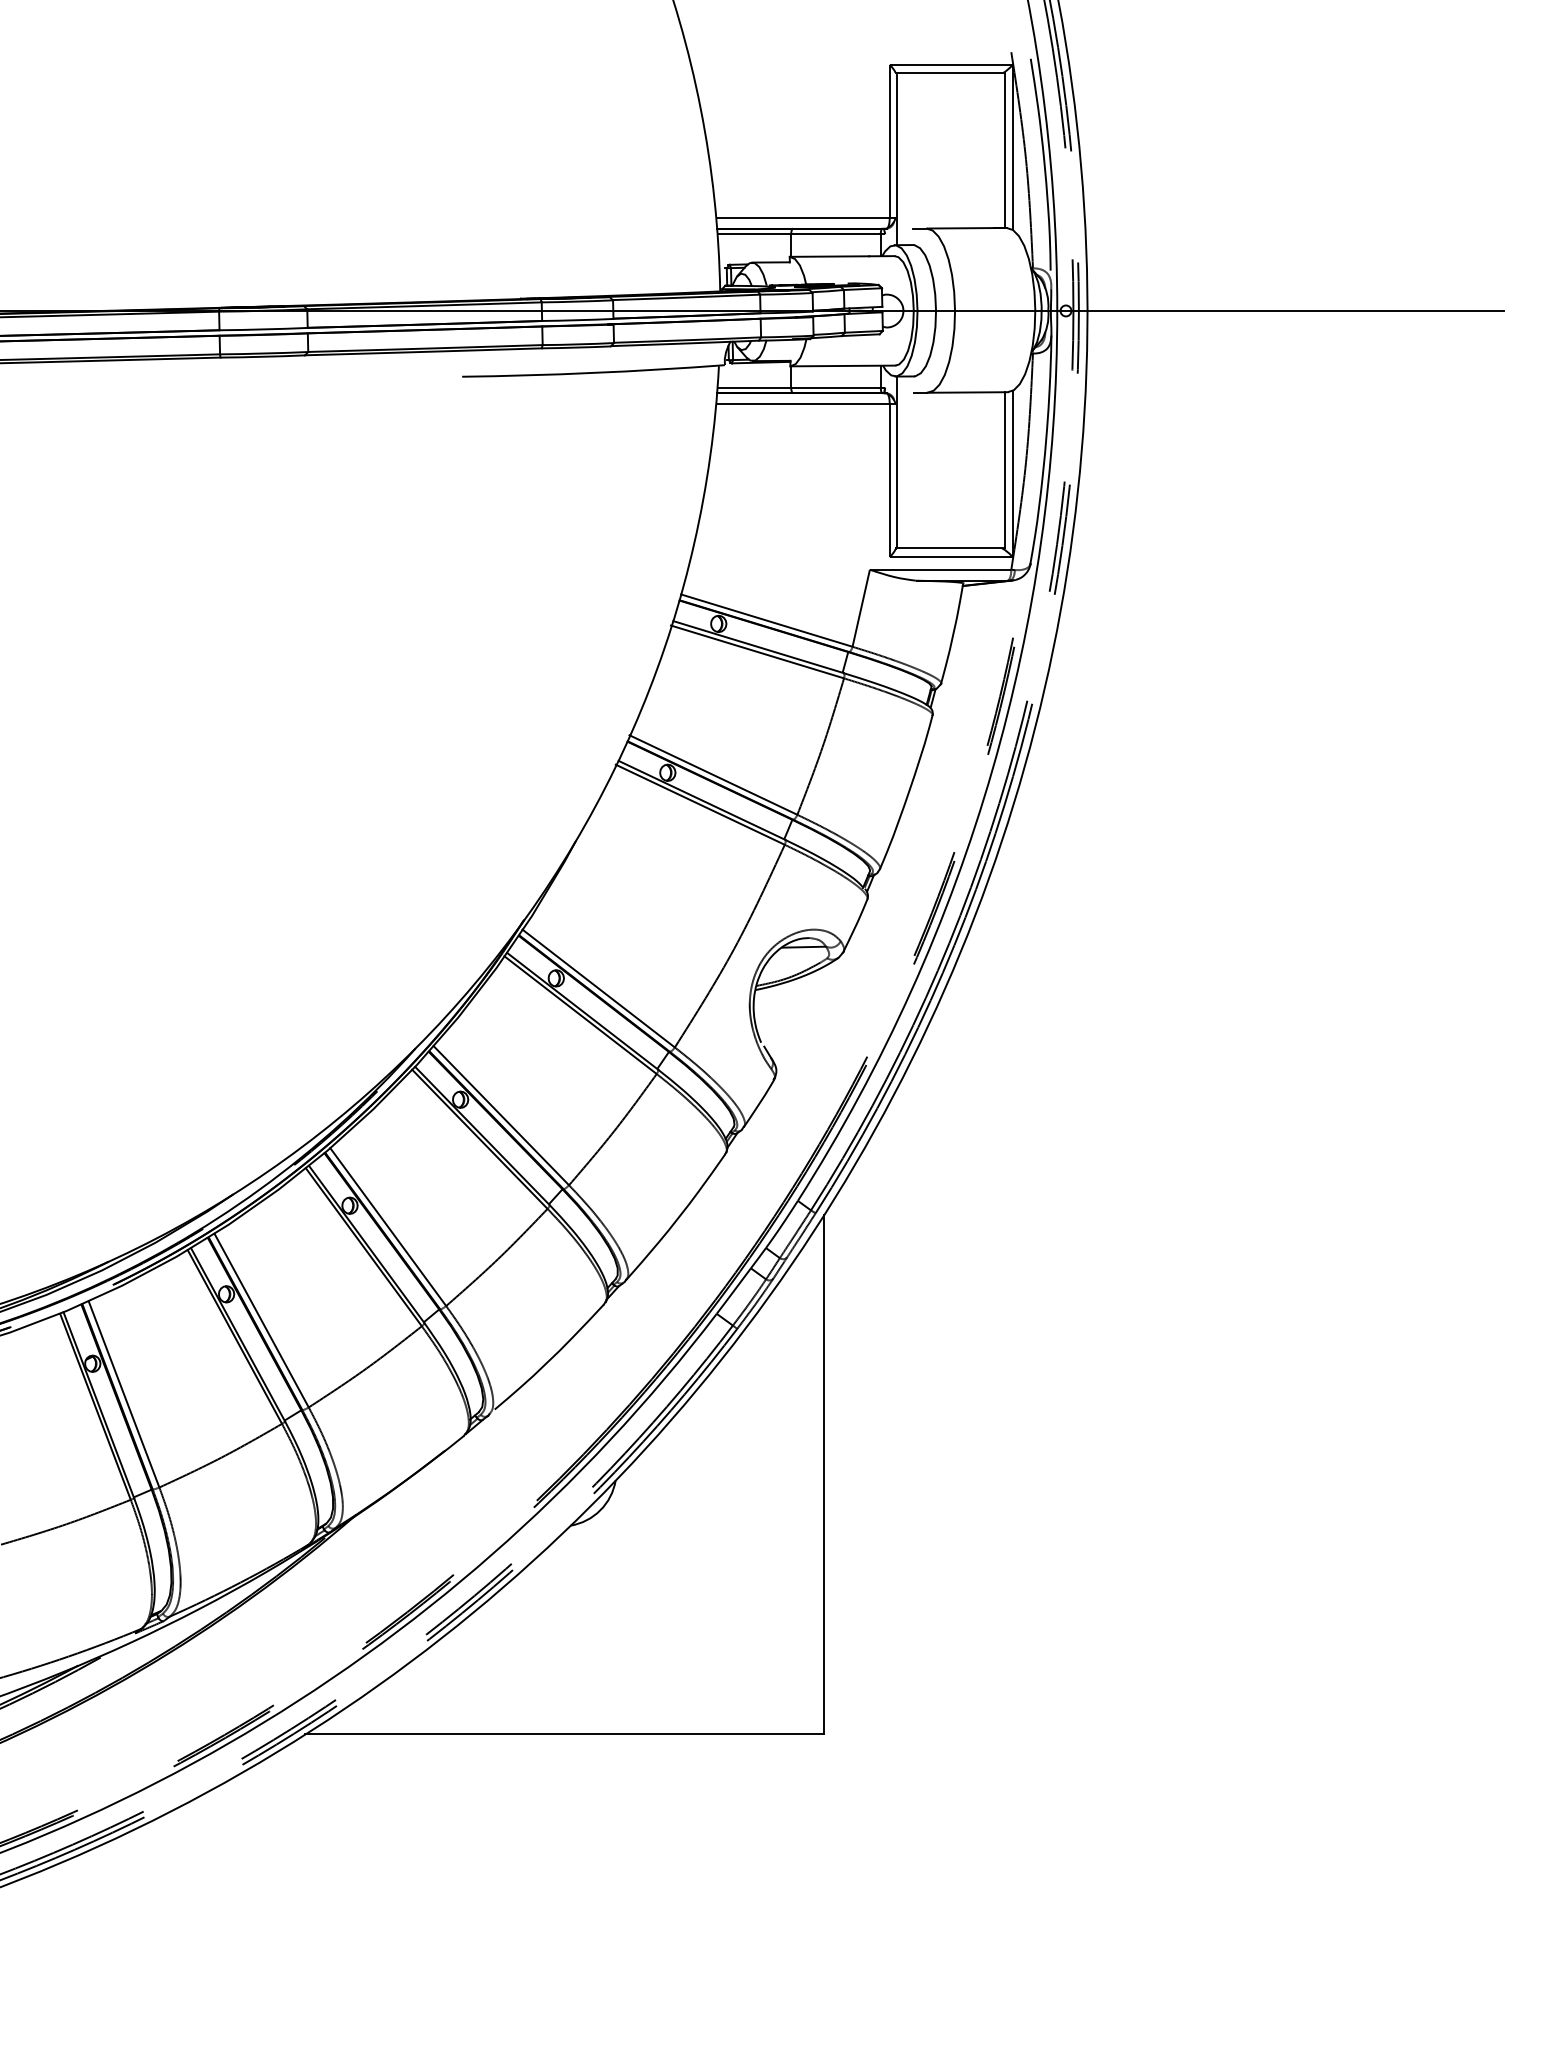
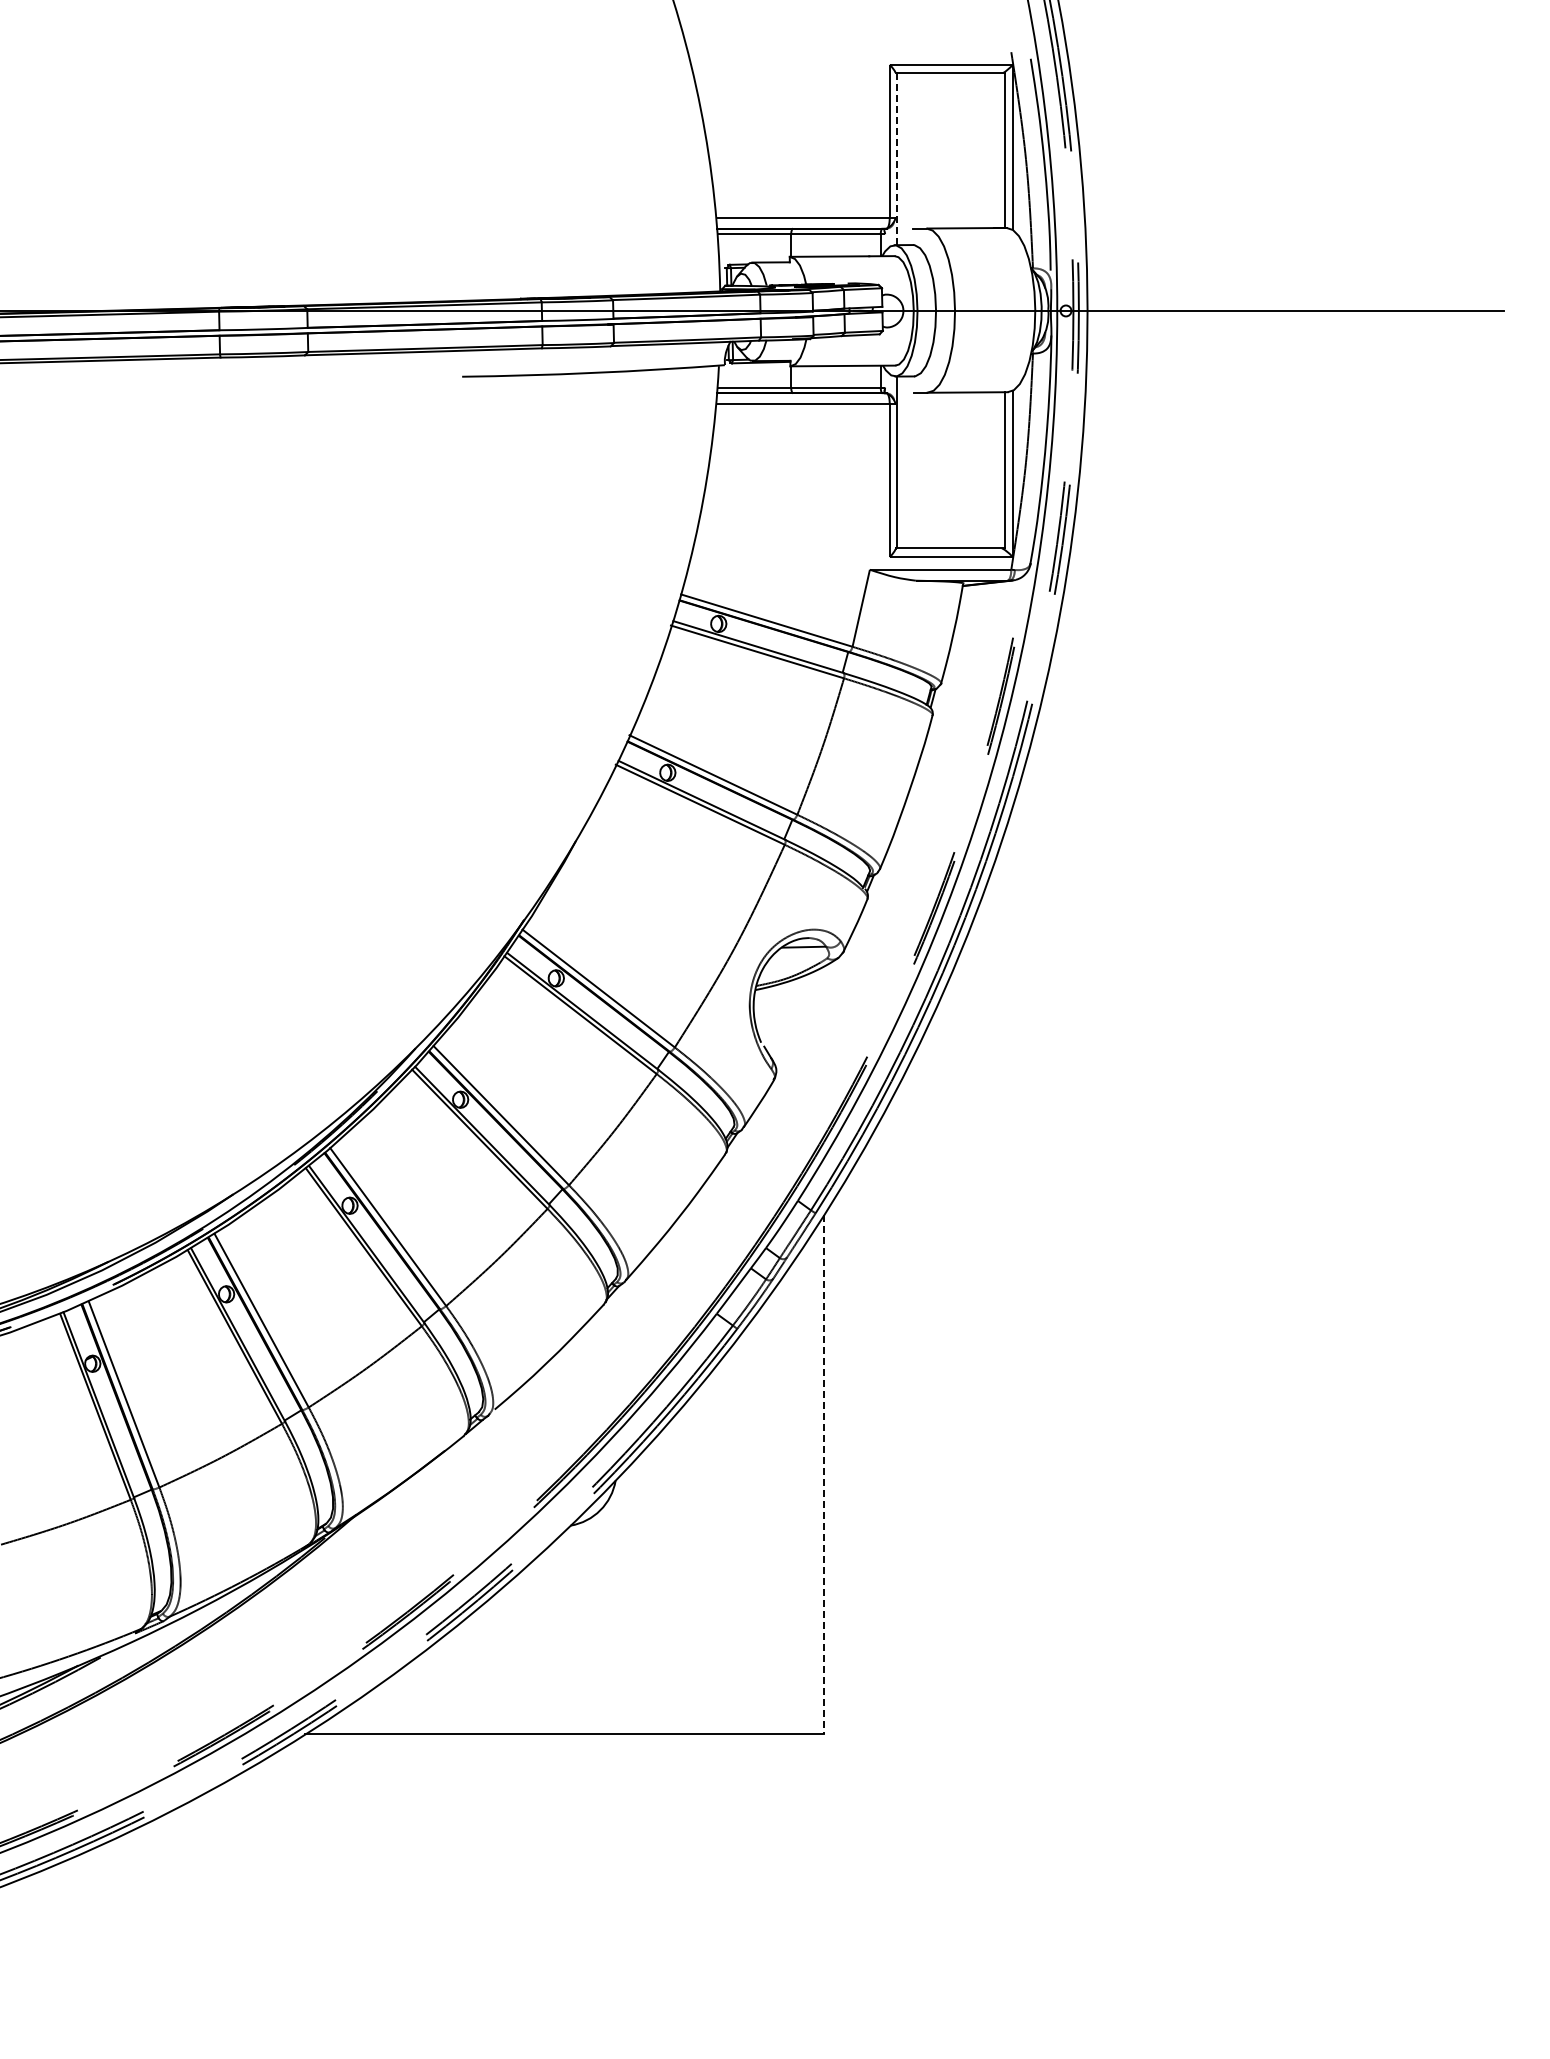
line: solid -> dashed (897, 159)
line: solid -> dashed (824, 1474)
